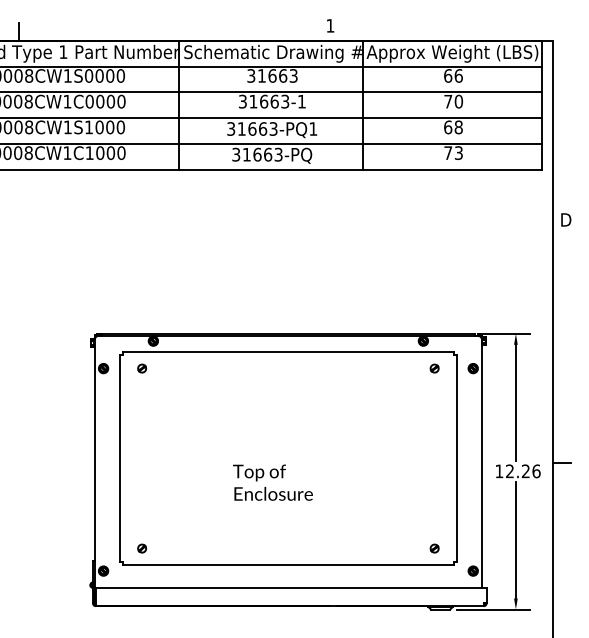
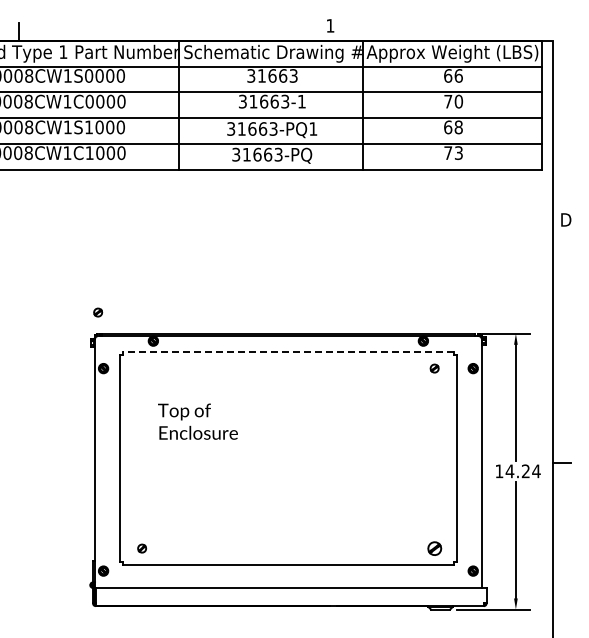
line: solid -> dashed (287, 351)
part position: (142, 368) -> (98, 312) (98, 312)
text: 12.26 -> 14.24 (522, 471)
text position: (272, 482) -> (197, 421) (197, 421)
part size: 11x11 px -> 16x15 px (434, 548)
